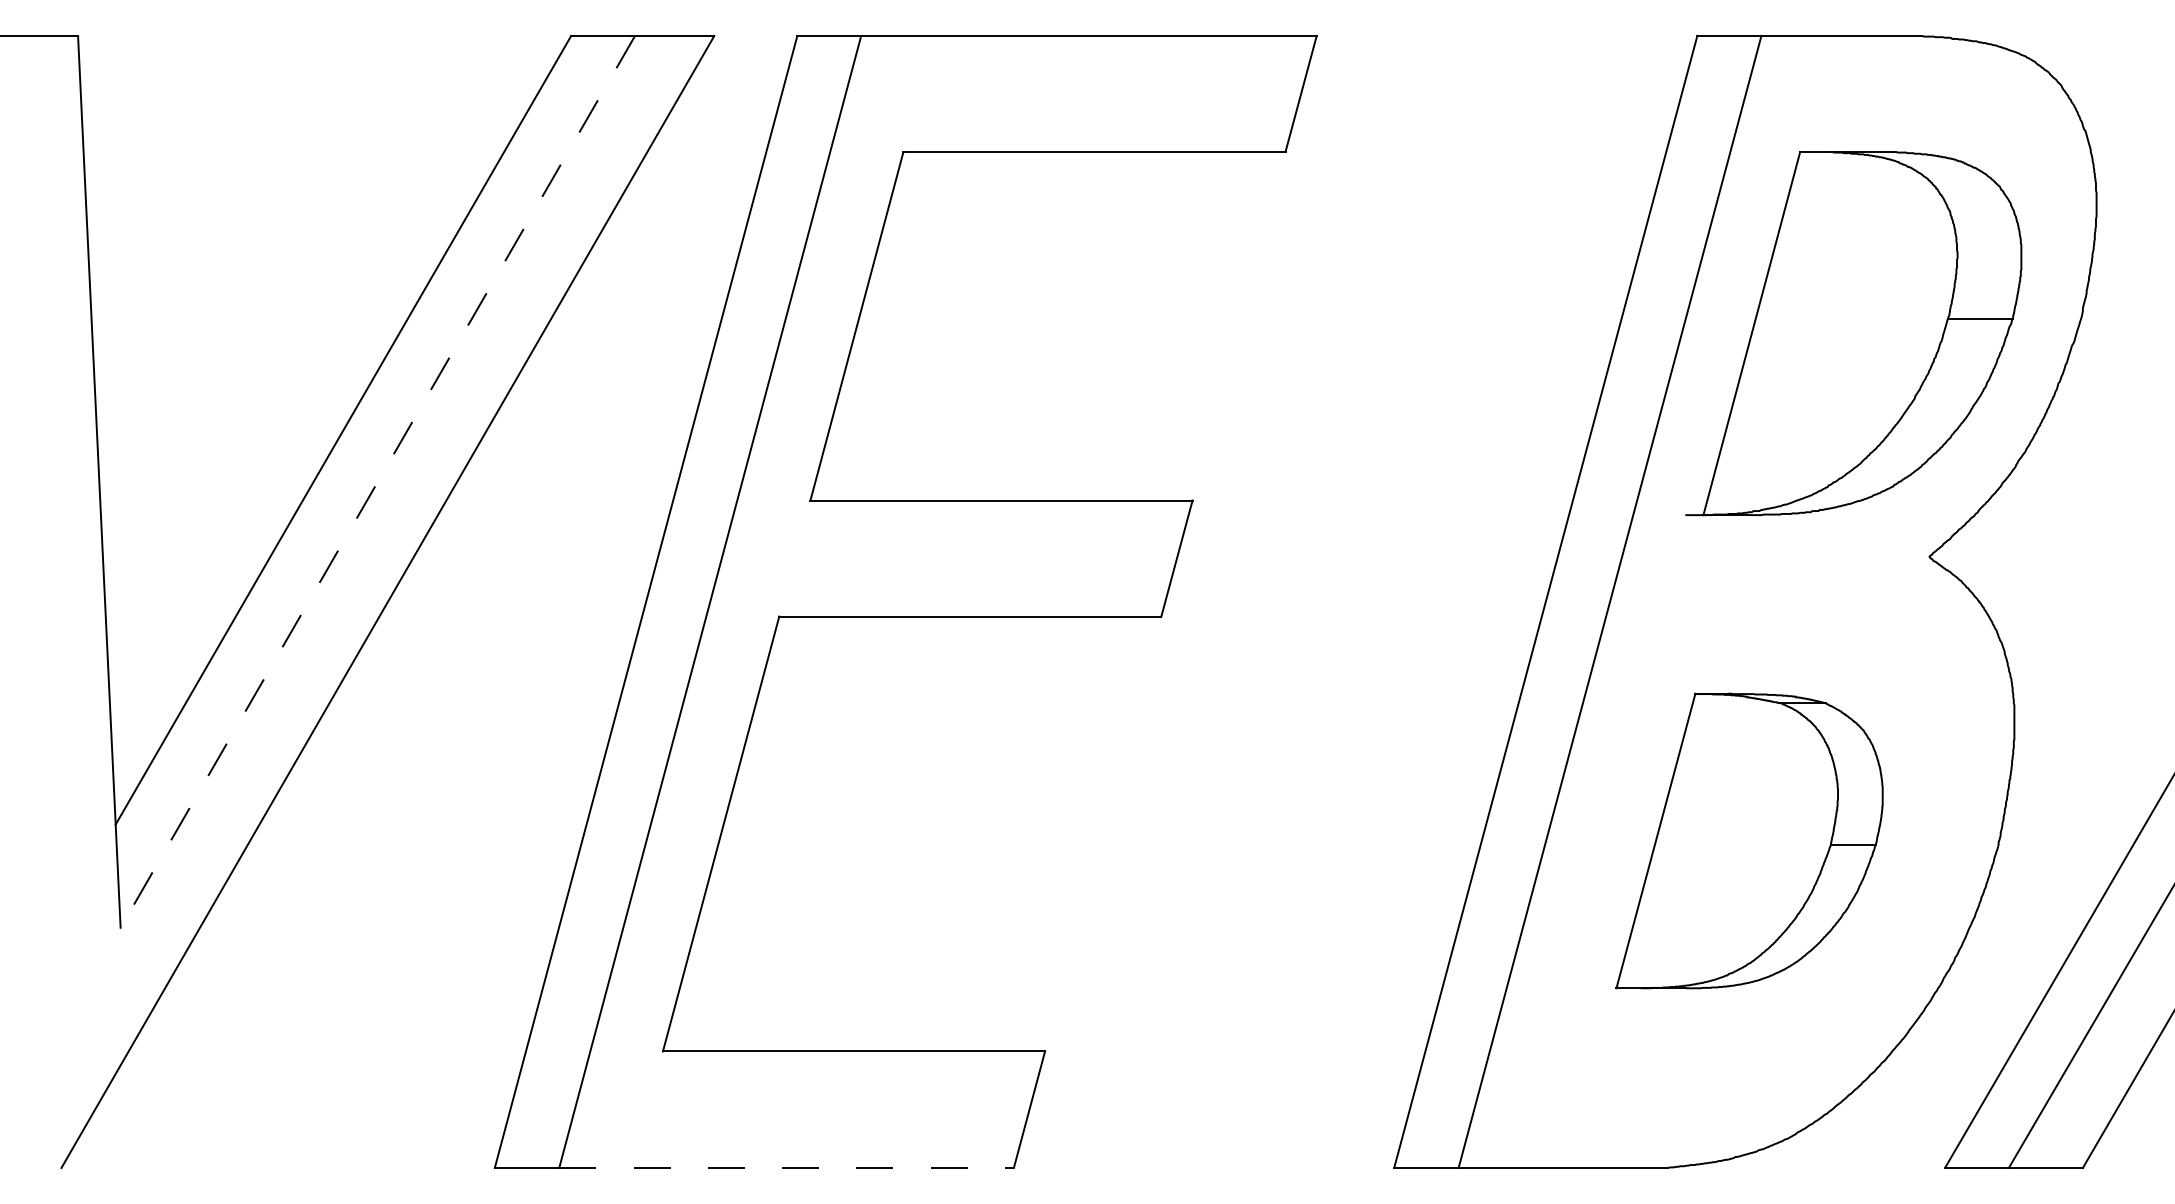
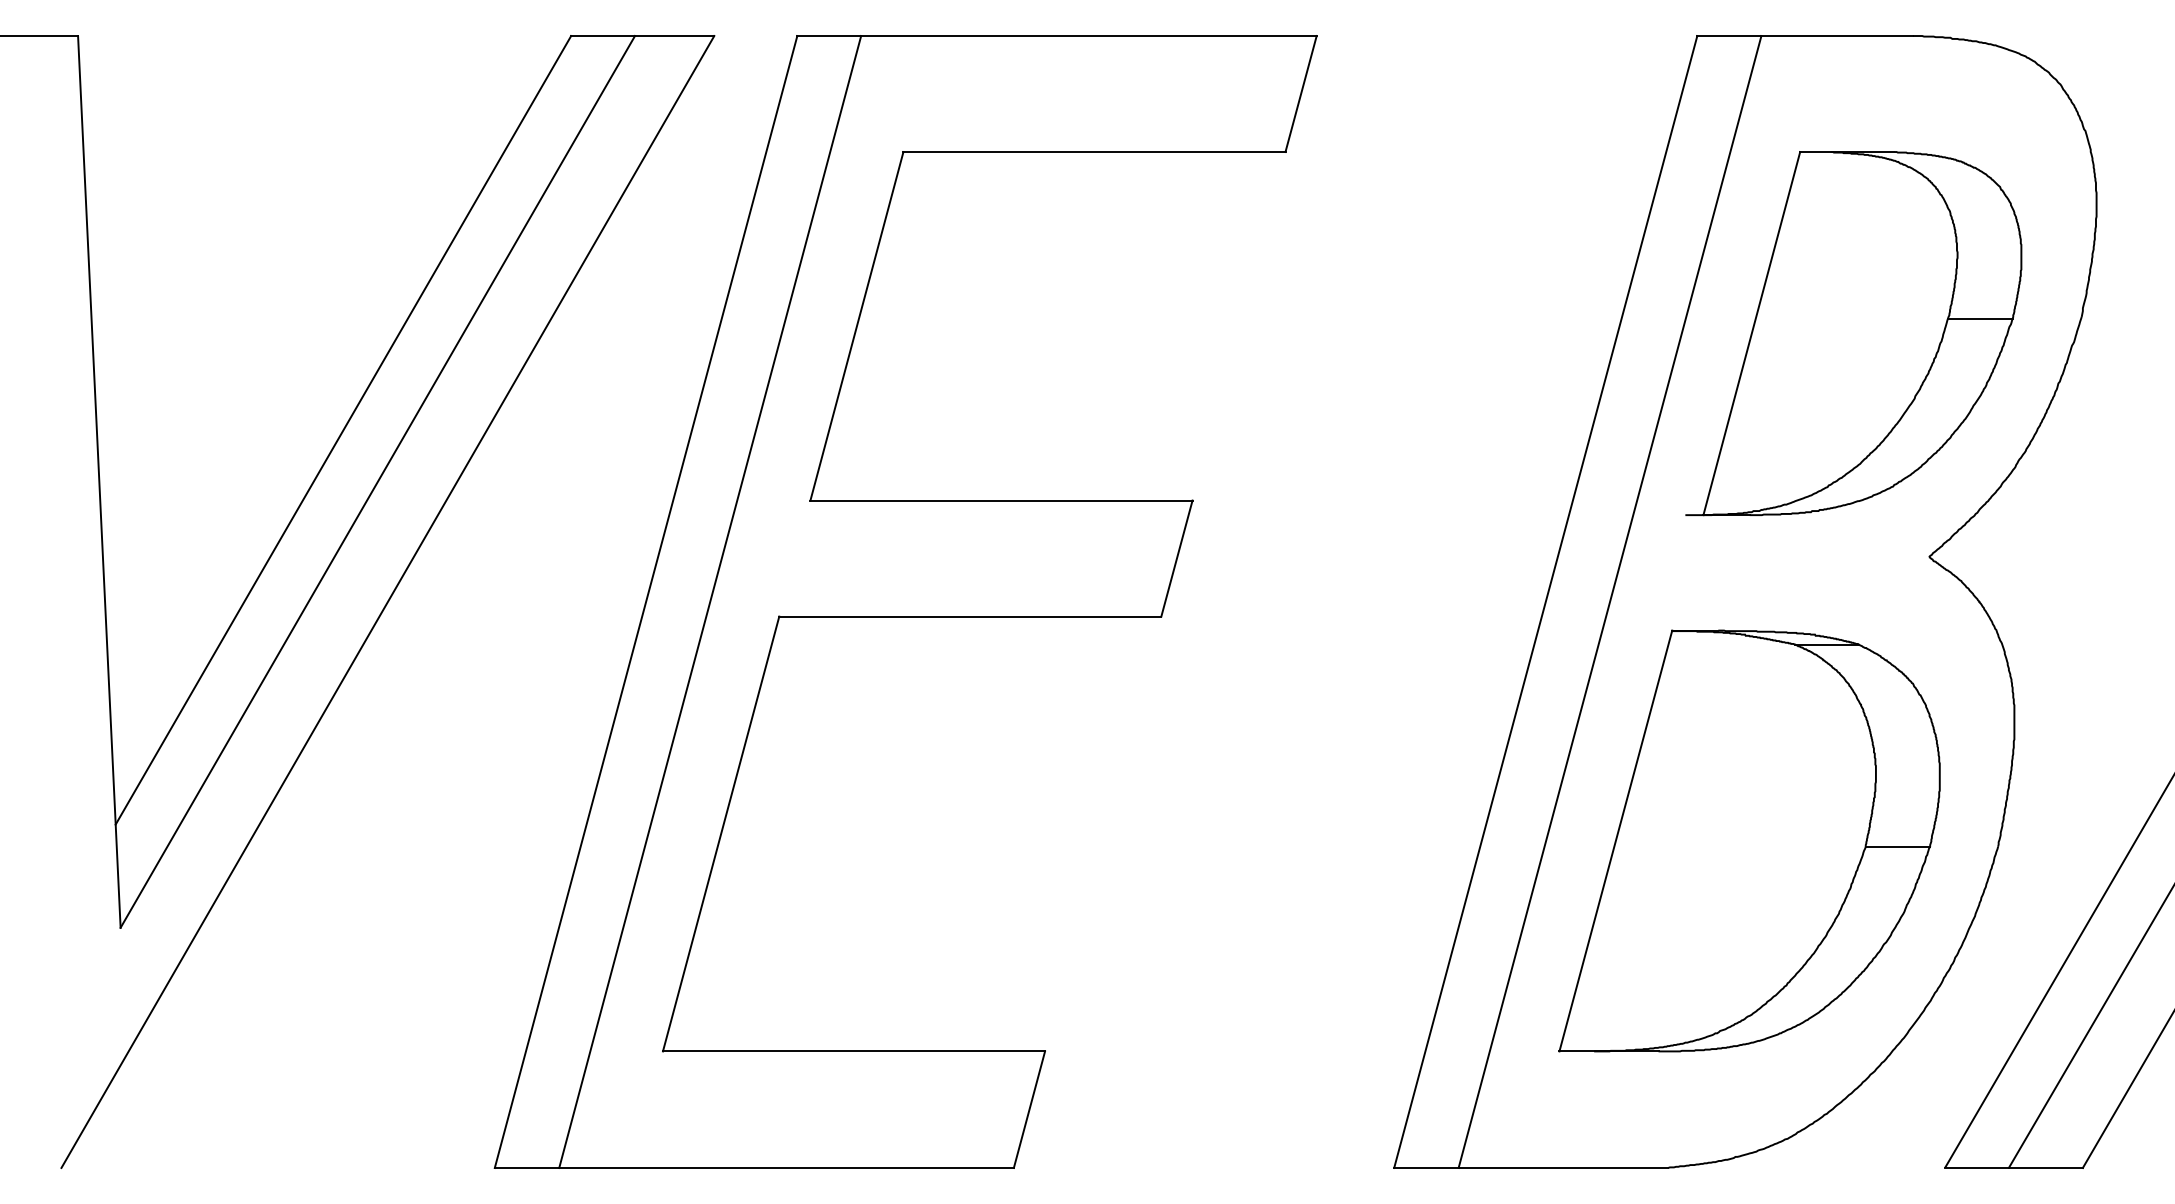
line: dashed -> solid (377, 481)
part size: 269x298 px -> 383x424 px (1749, 840)
line: dashed -> solid (787, 1167)
